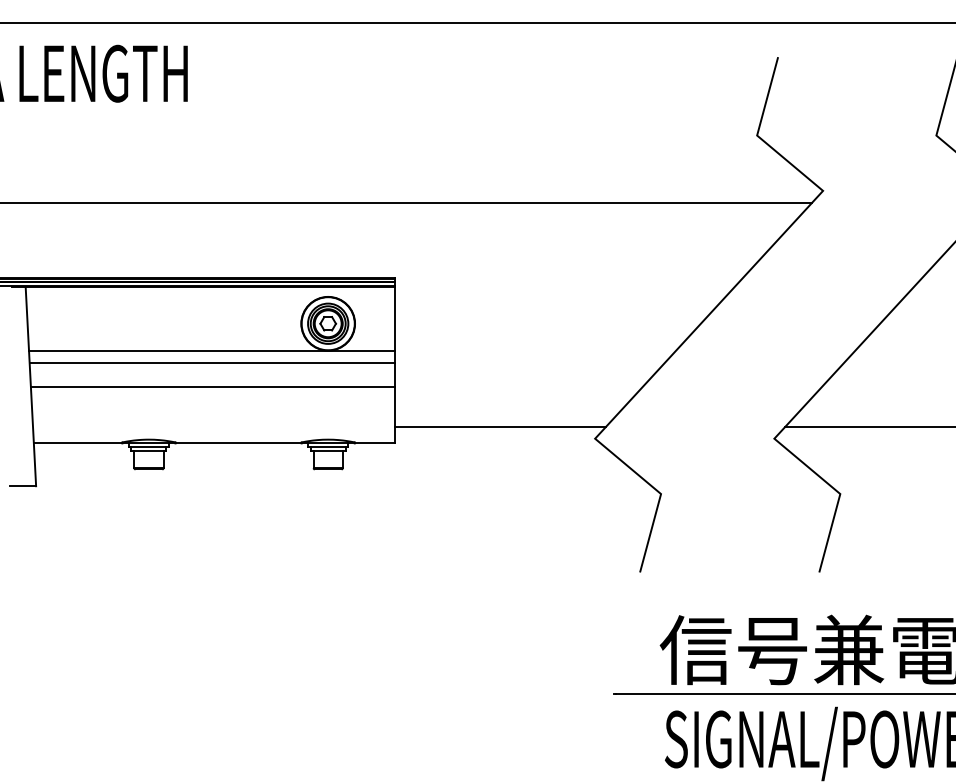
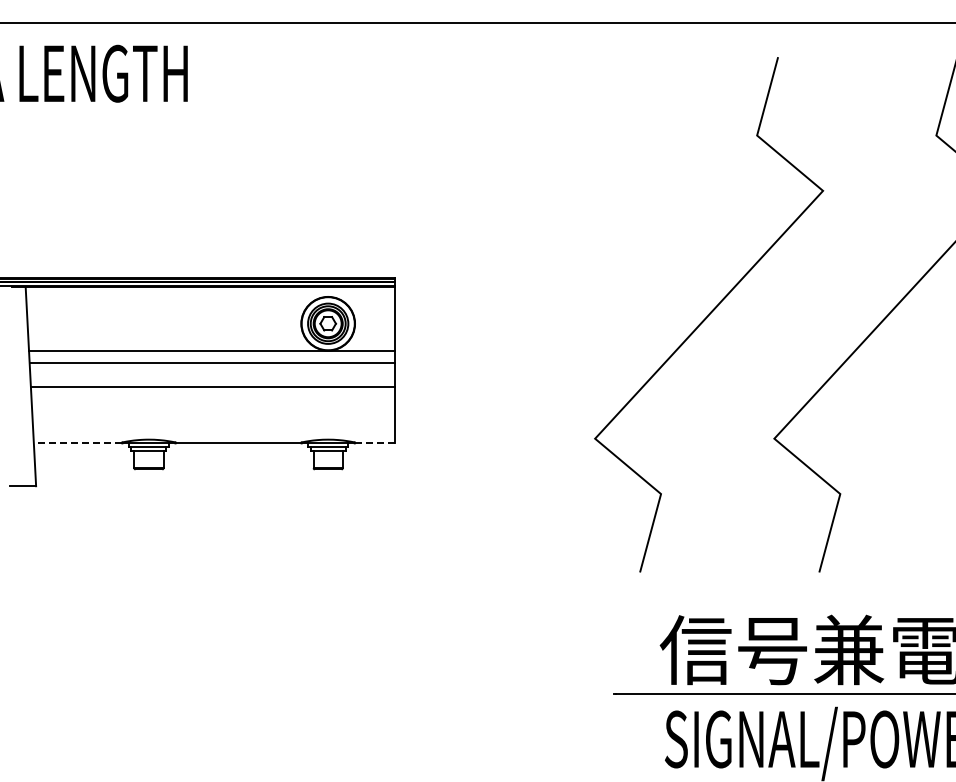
line: present -> none (407, 202)
line: present -> none (500, 426)
line: present -> none (868, 426)
line: solid -> dashed (77, 442)
line: solid -> dashed (374, 442)
